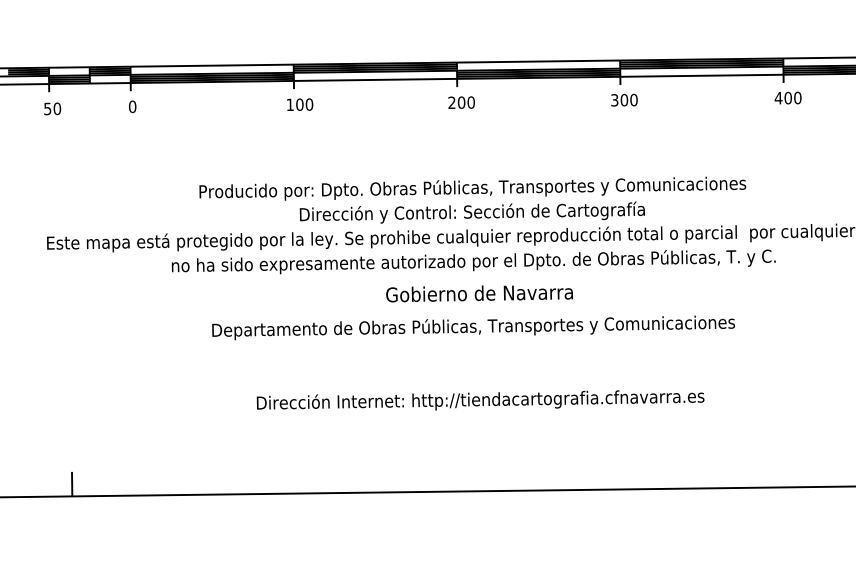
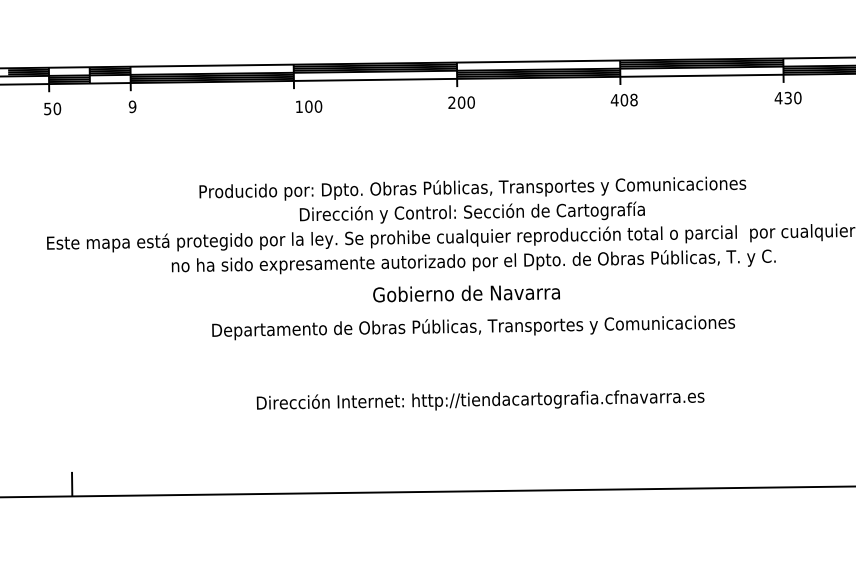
text: 400 -> 430 (787, 98)
text: 300 -> 408 (623, 100)
text position: (300, 104) -> (309, 106) (309, 106)
text: 0 -> 9 (132, 106)
text position: (479, 293) -> (466, 293) (466, 293)
